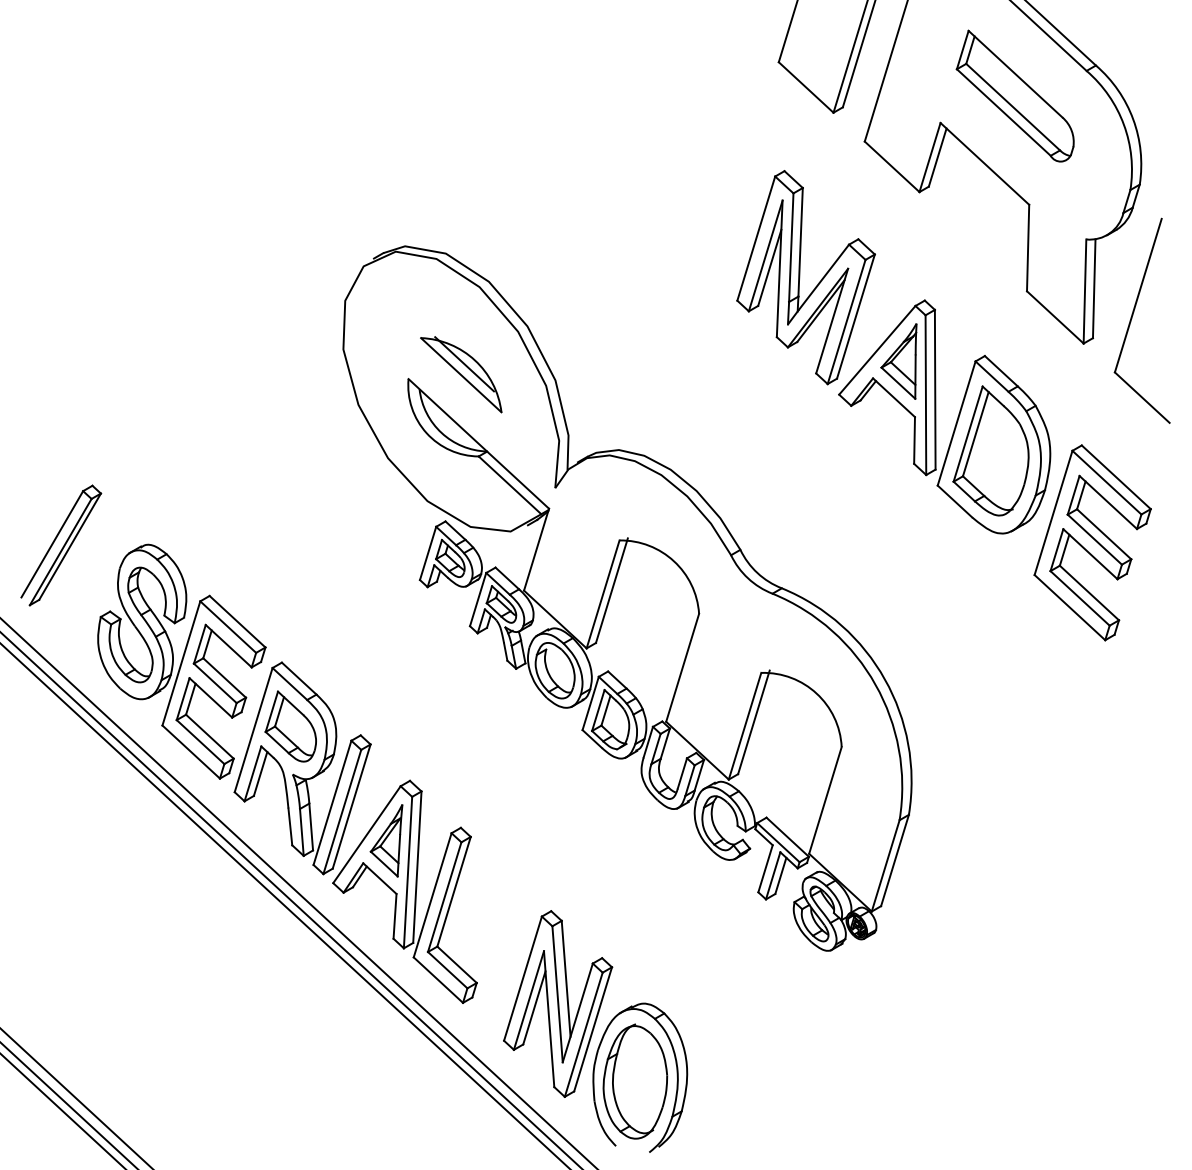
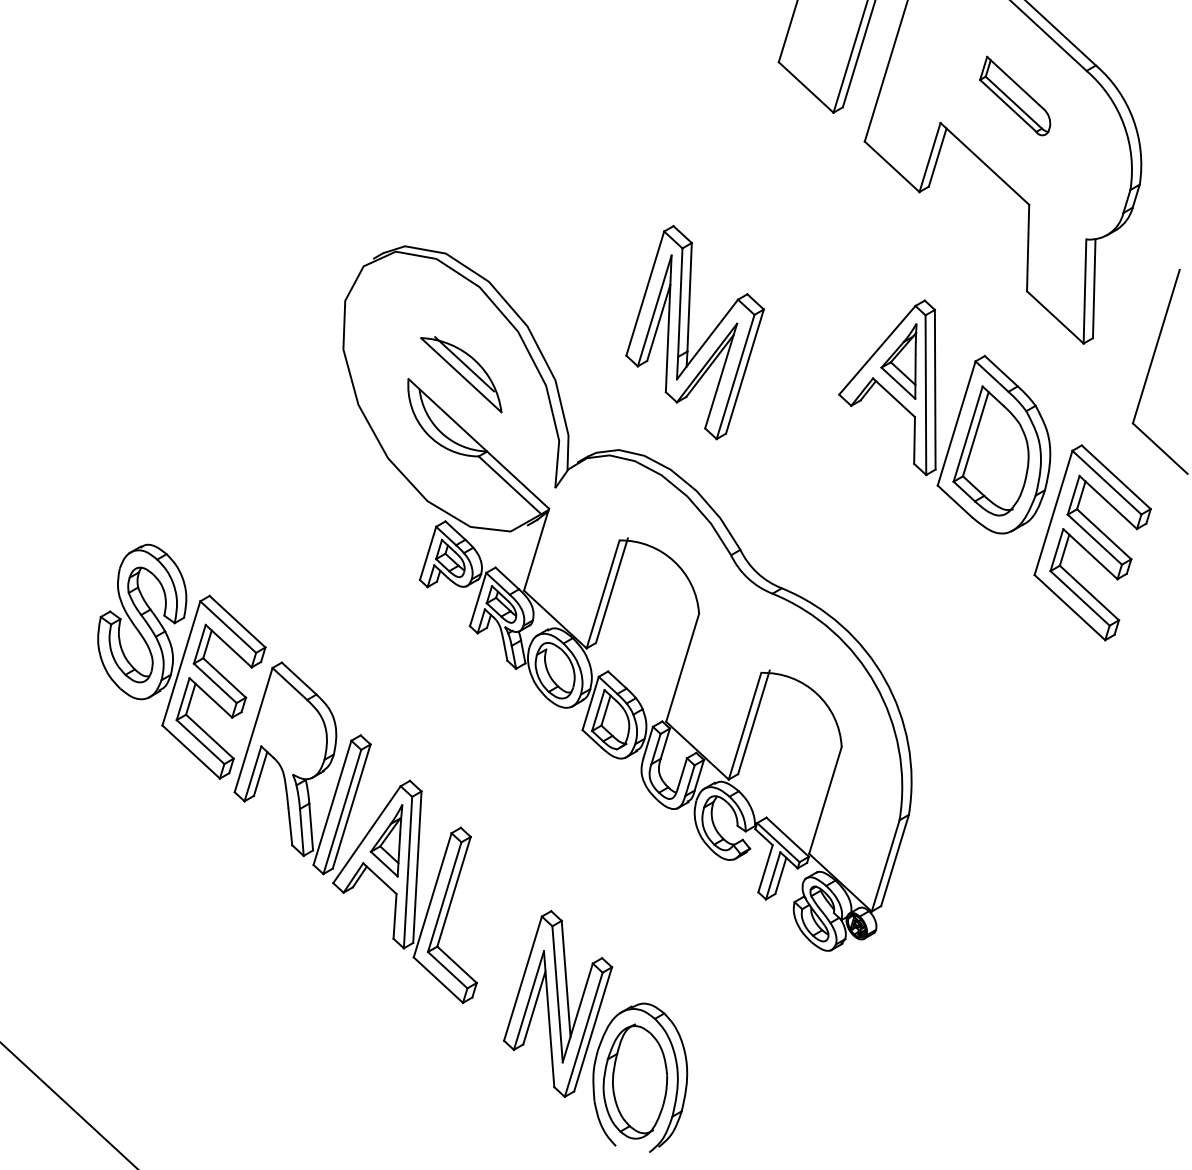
part size: 120x134 px -> 73x82 px (1015, 95)
part position: (805, 277) -> (694, 332) (694, 332)
part position: (1132, 318) -> (1150, 369) (1150, 369)
part: present -> none (61, 545)
part: present -> none (290, 726)
line: present -> none (298, 893)
line: present -> none (290, 900)
line: present -> none (284, 905)
line: present -> none (76, 1097)
line: present -> none (62, 1110)
